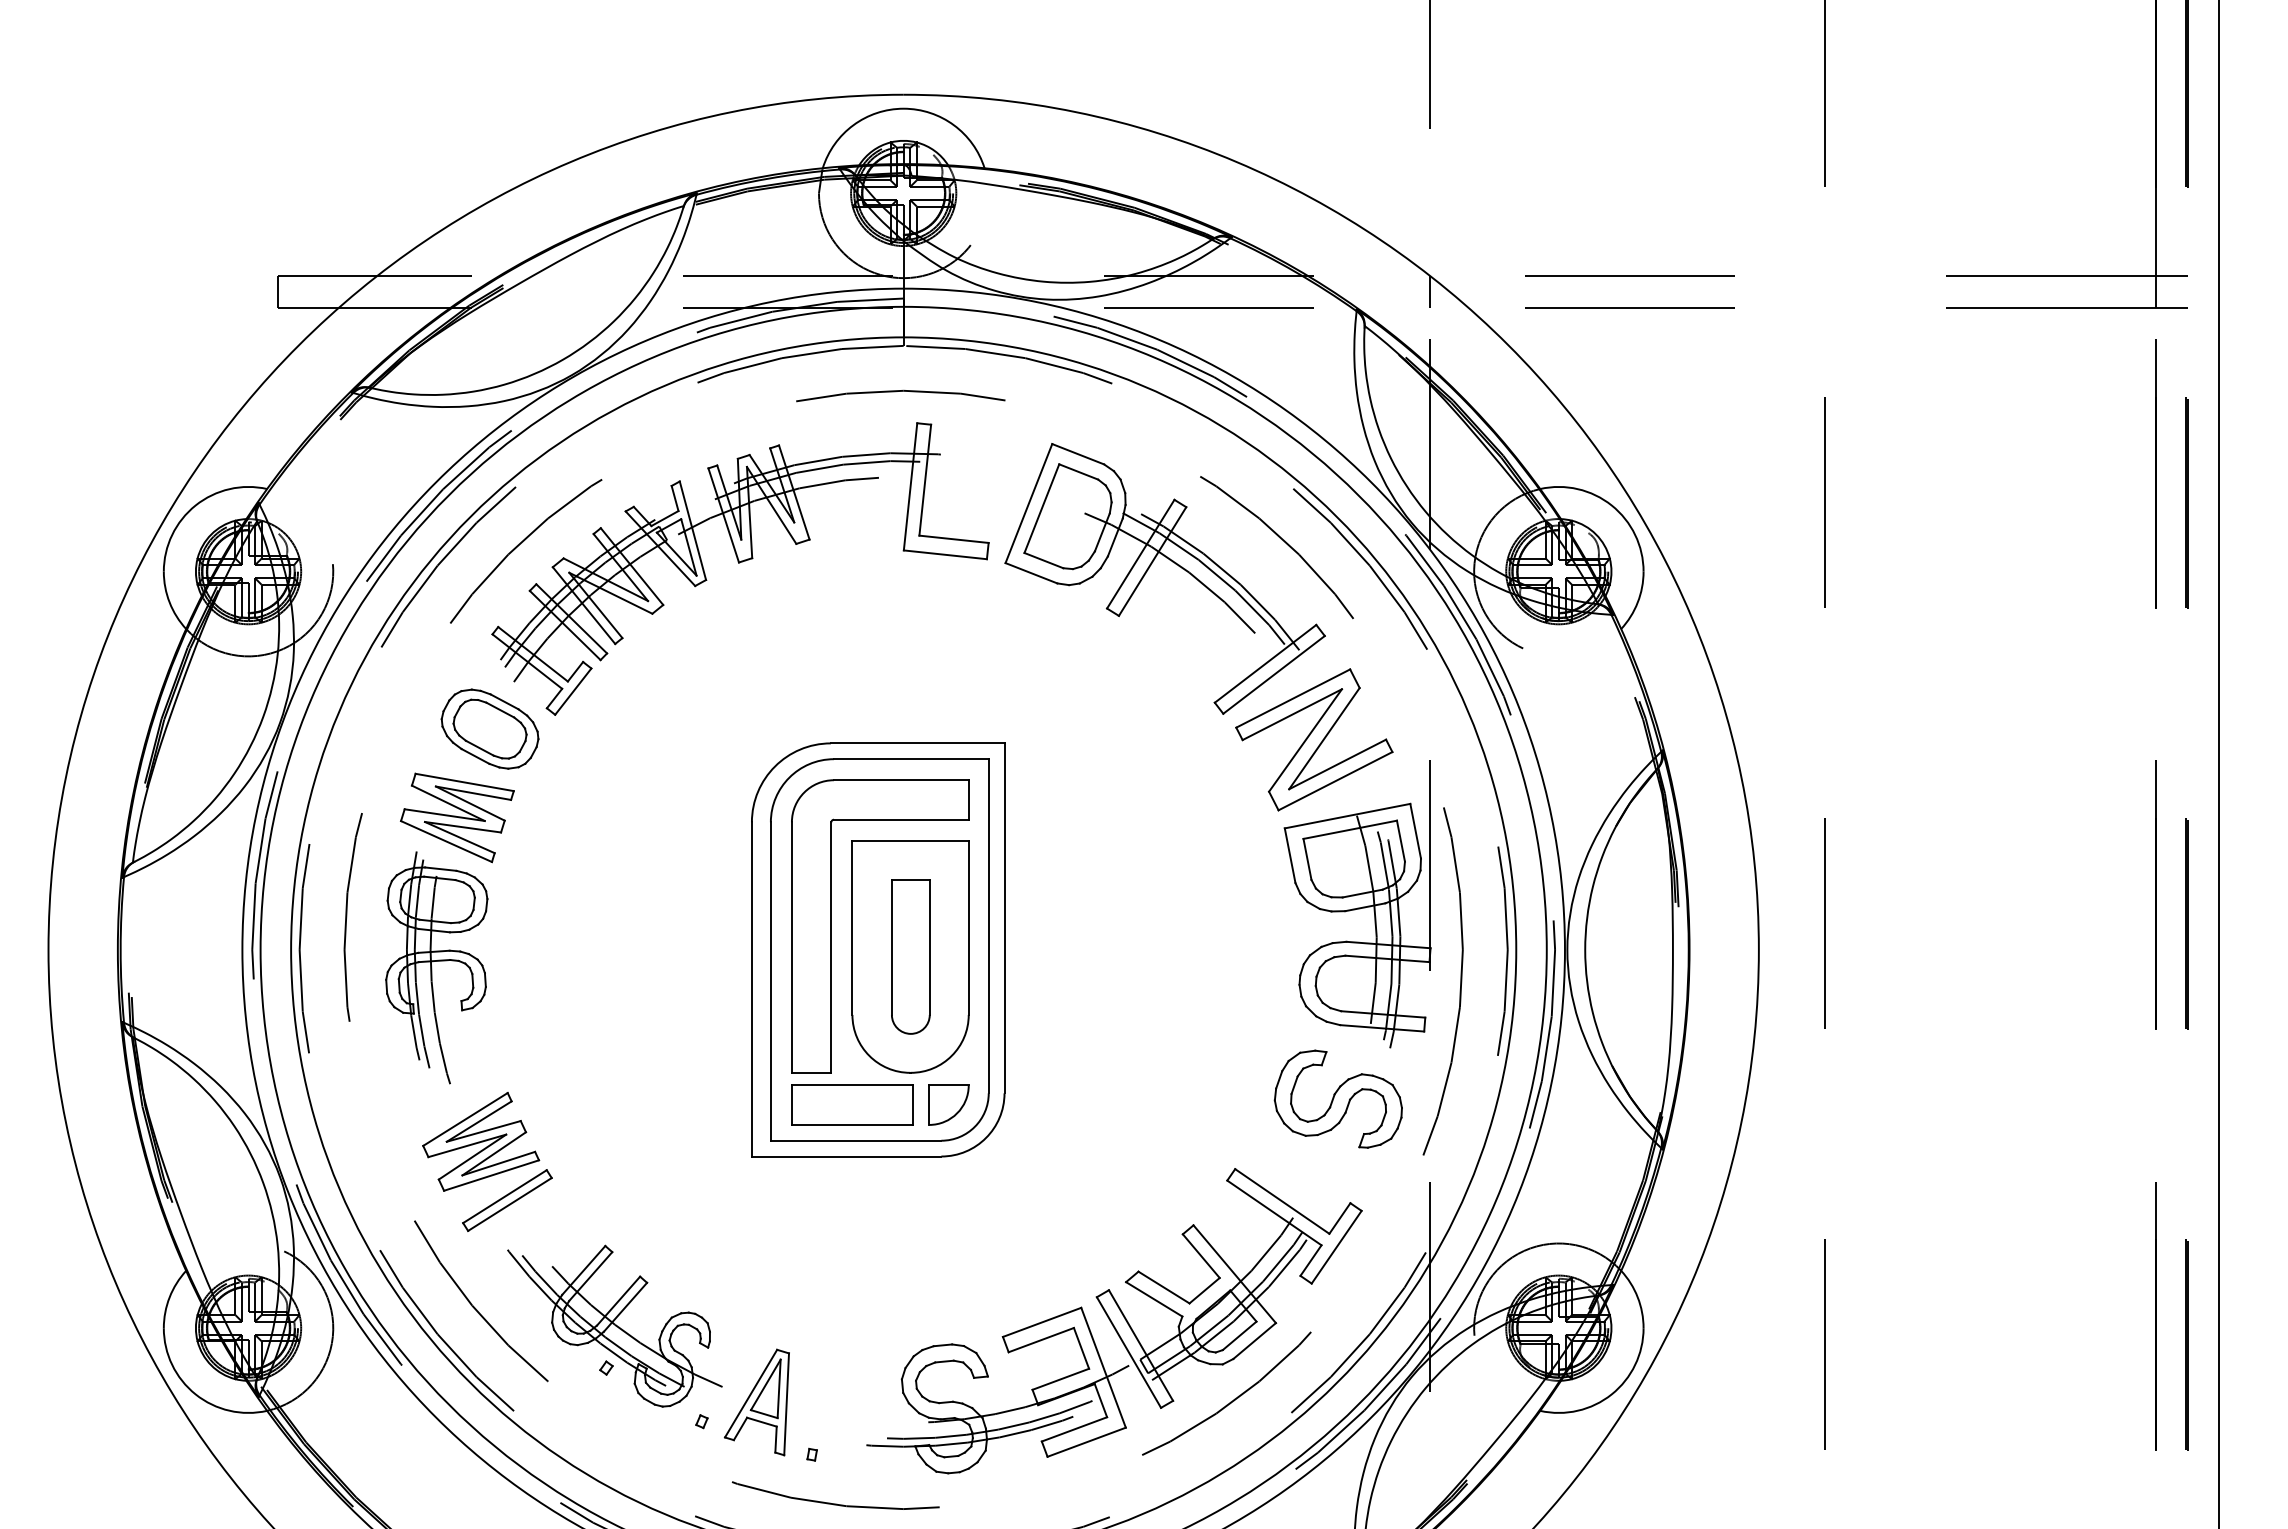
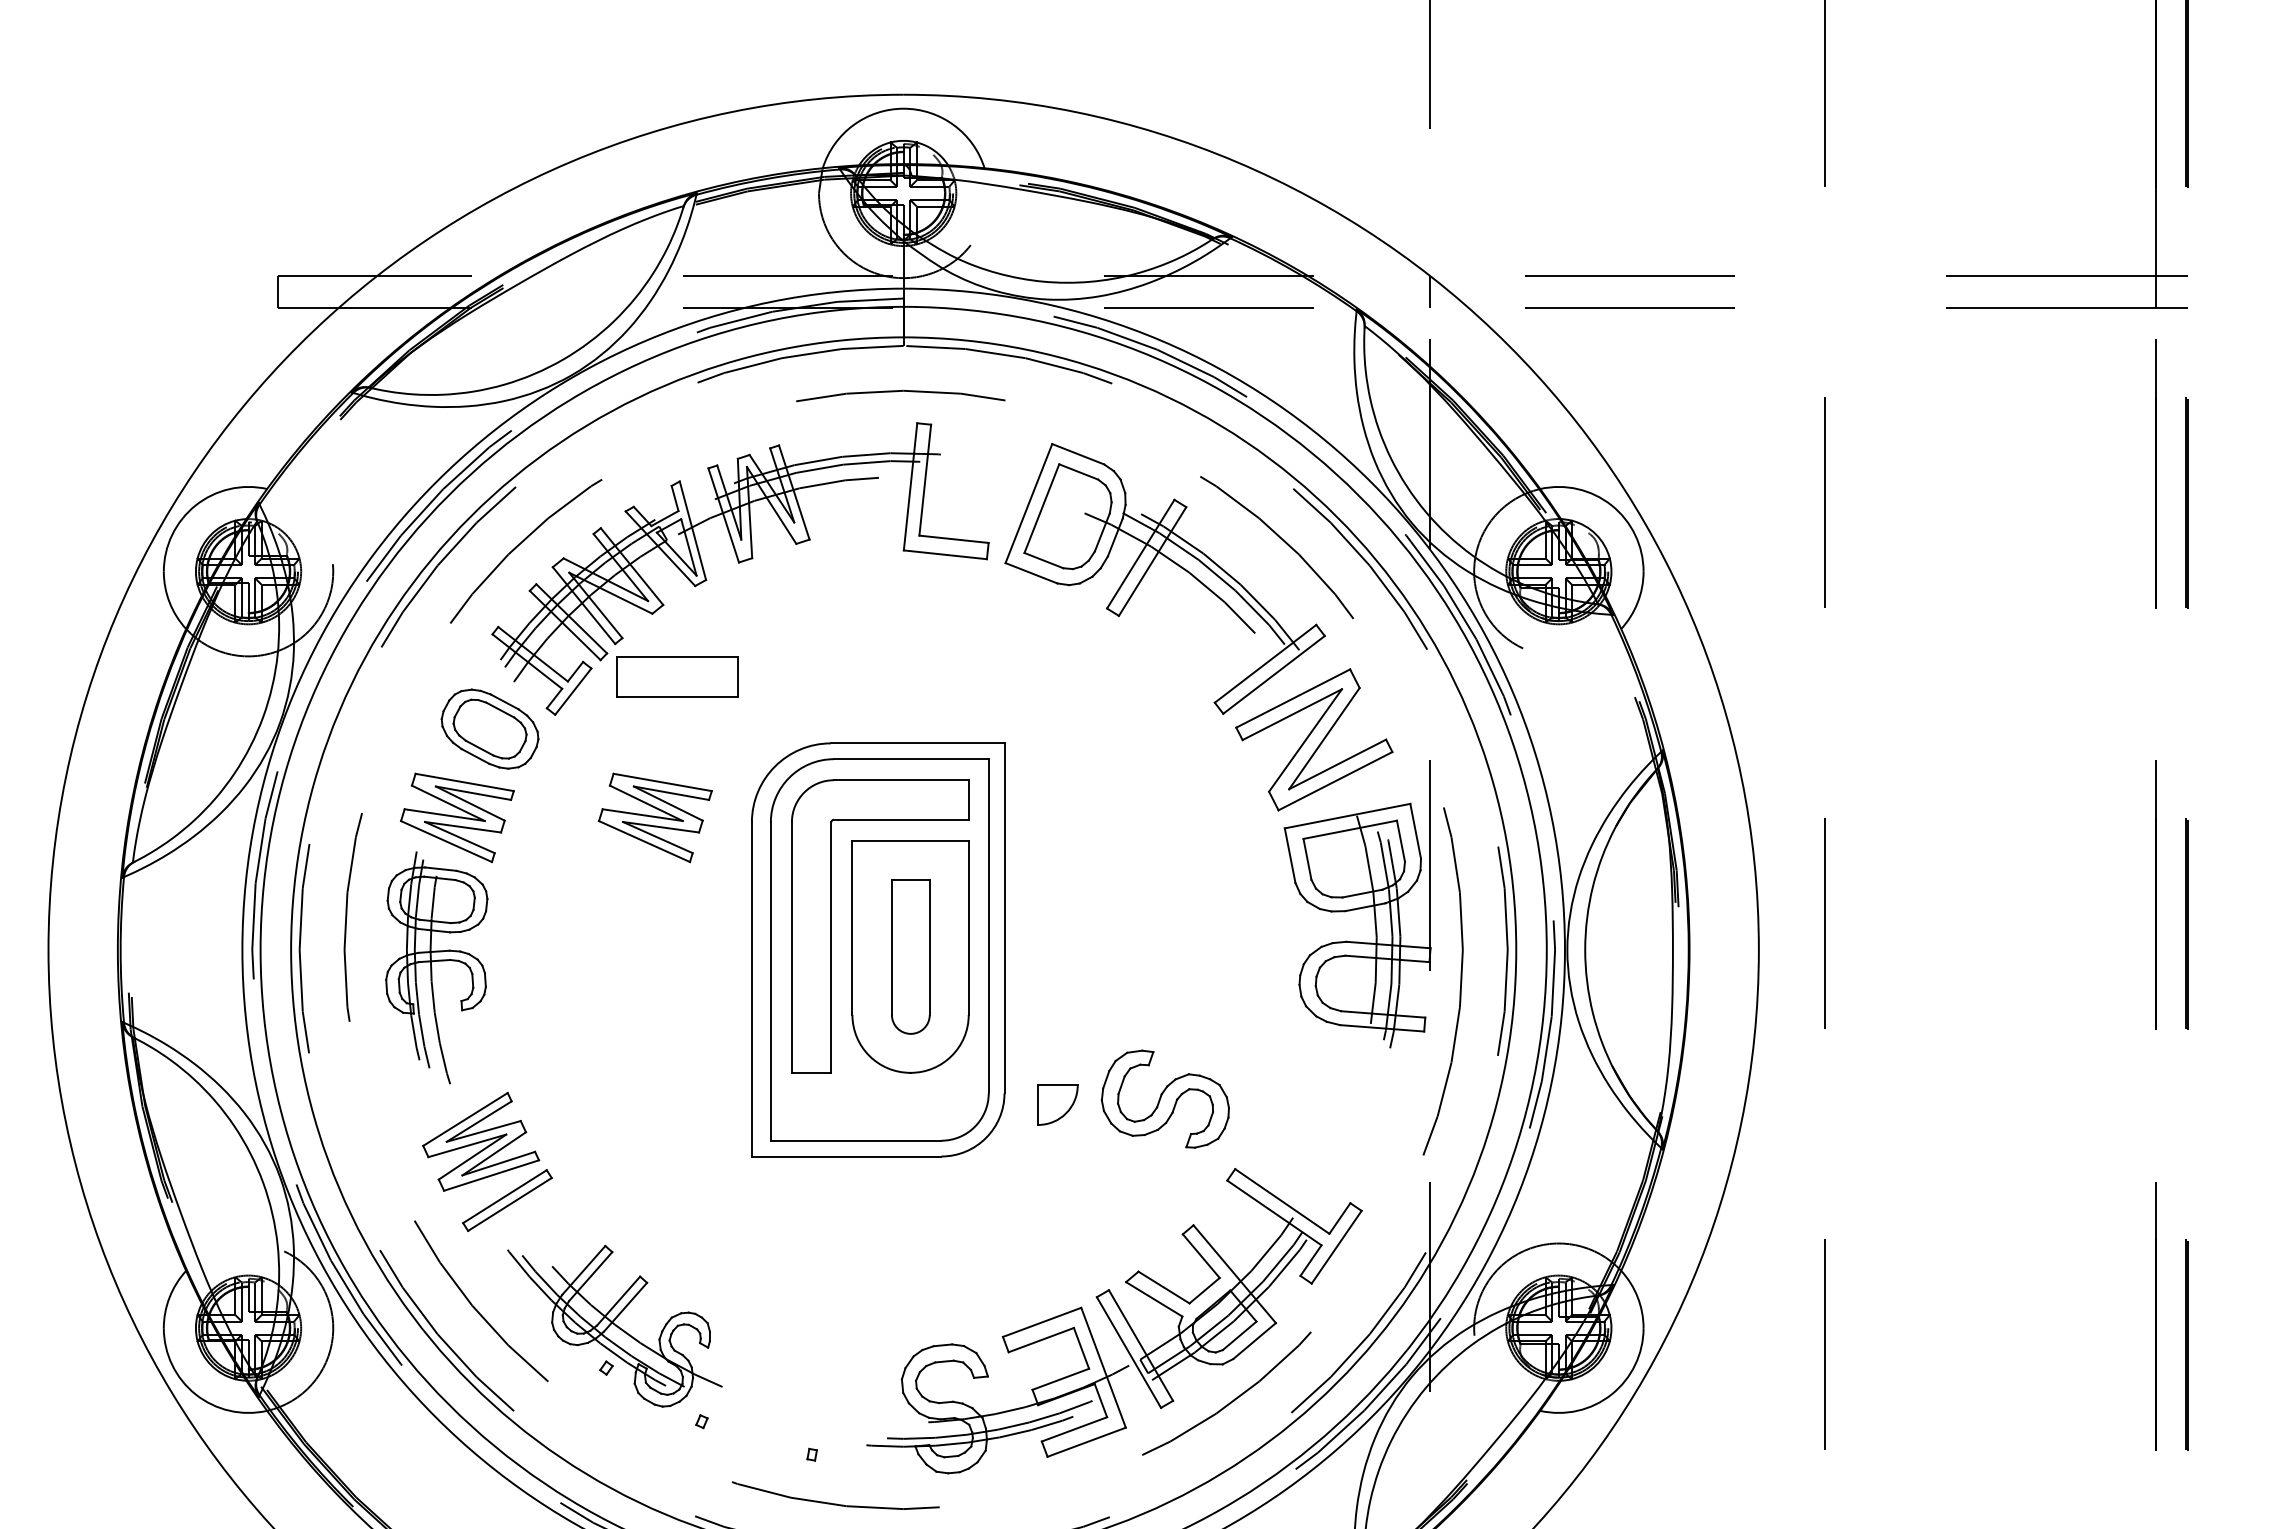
line: present -> none (2219, 763)
part: none -> present (655, 817)
part position: (1337, 1098) -> (1164, 1098) (1164, 1098)
part position: (852, 1104) -> (677, 676) (677, 676)
part position: (948, 1104) -> (1057, 1104) (1057, 1104)
part: present -> none (756, 1402)
